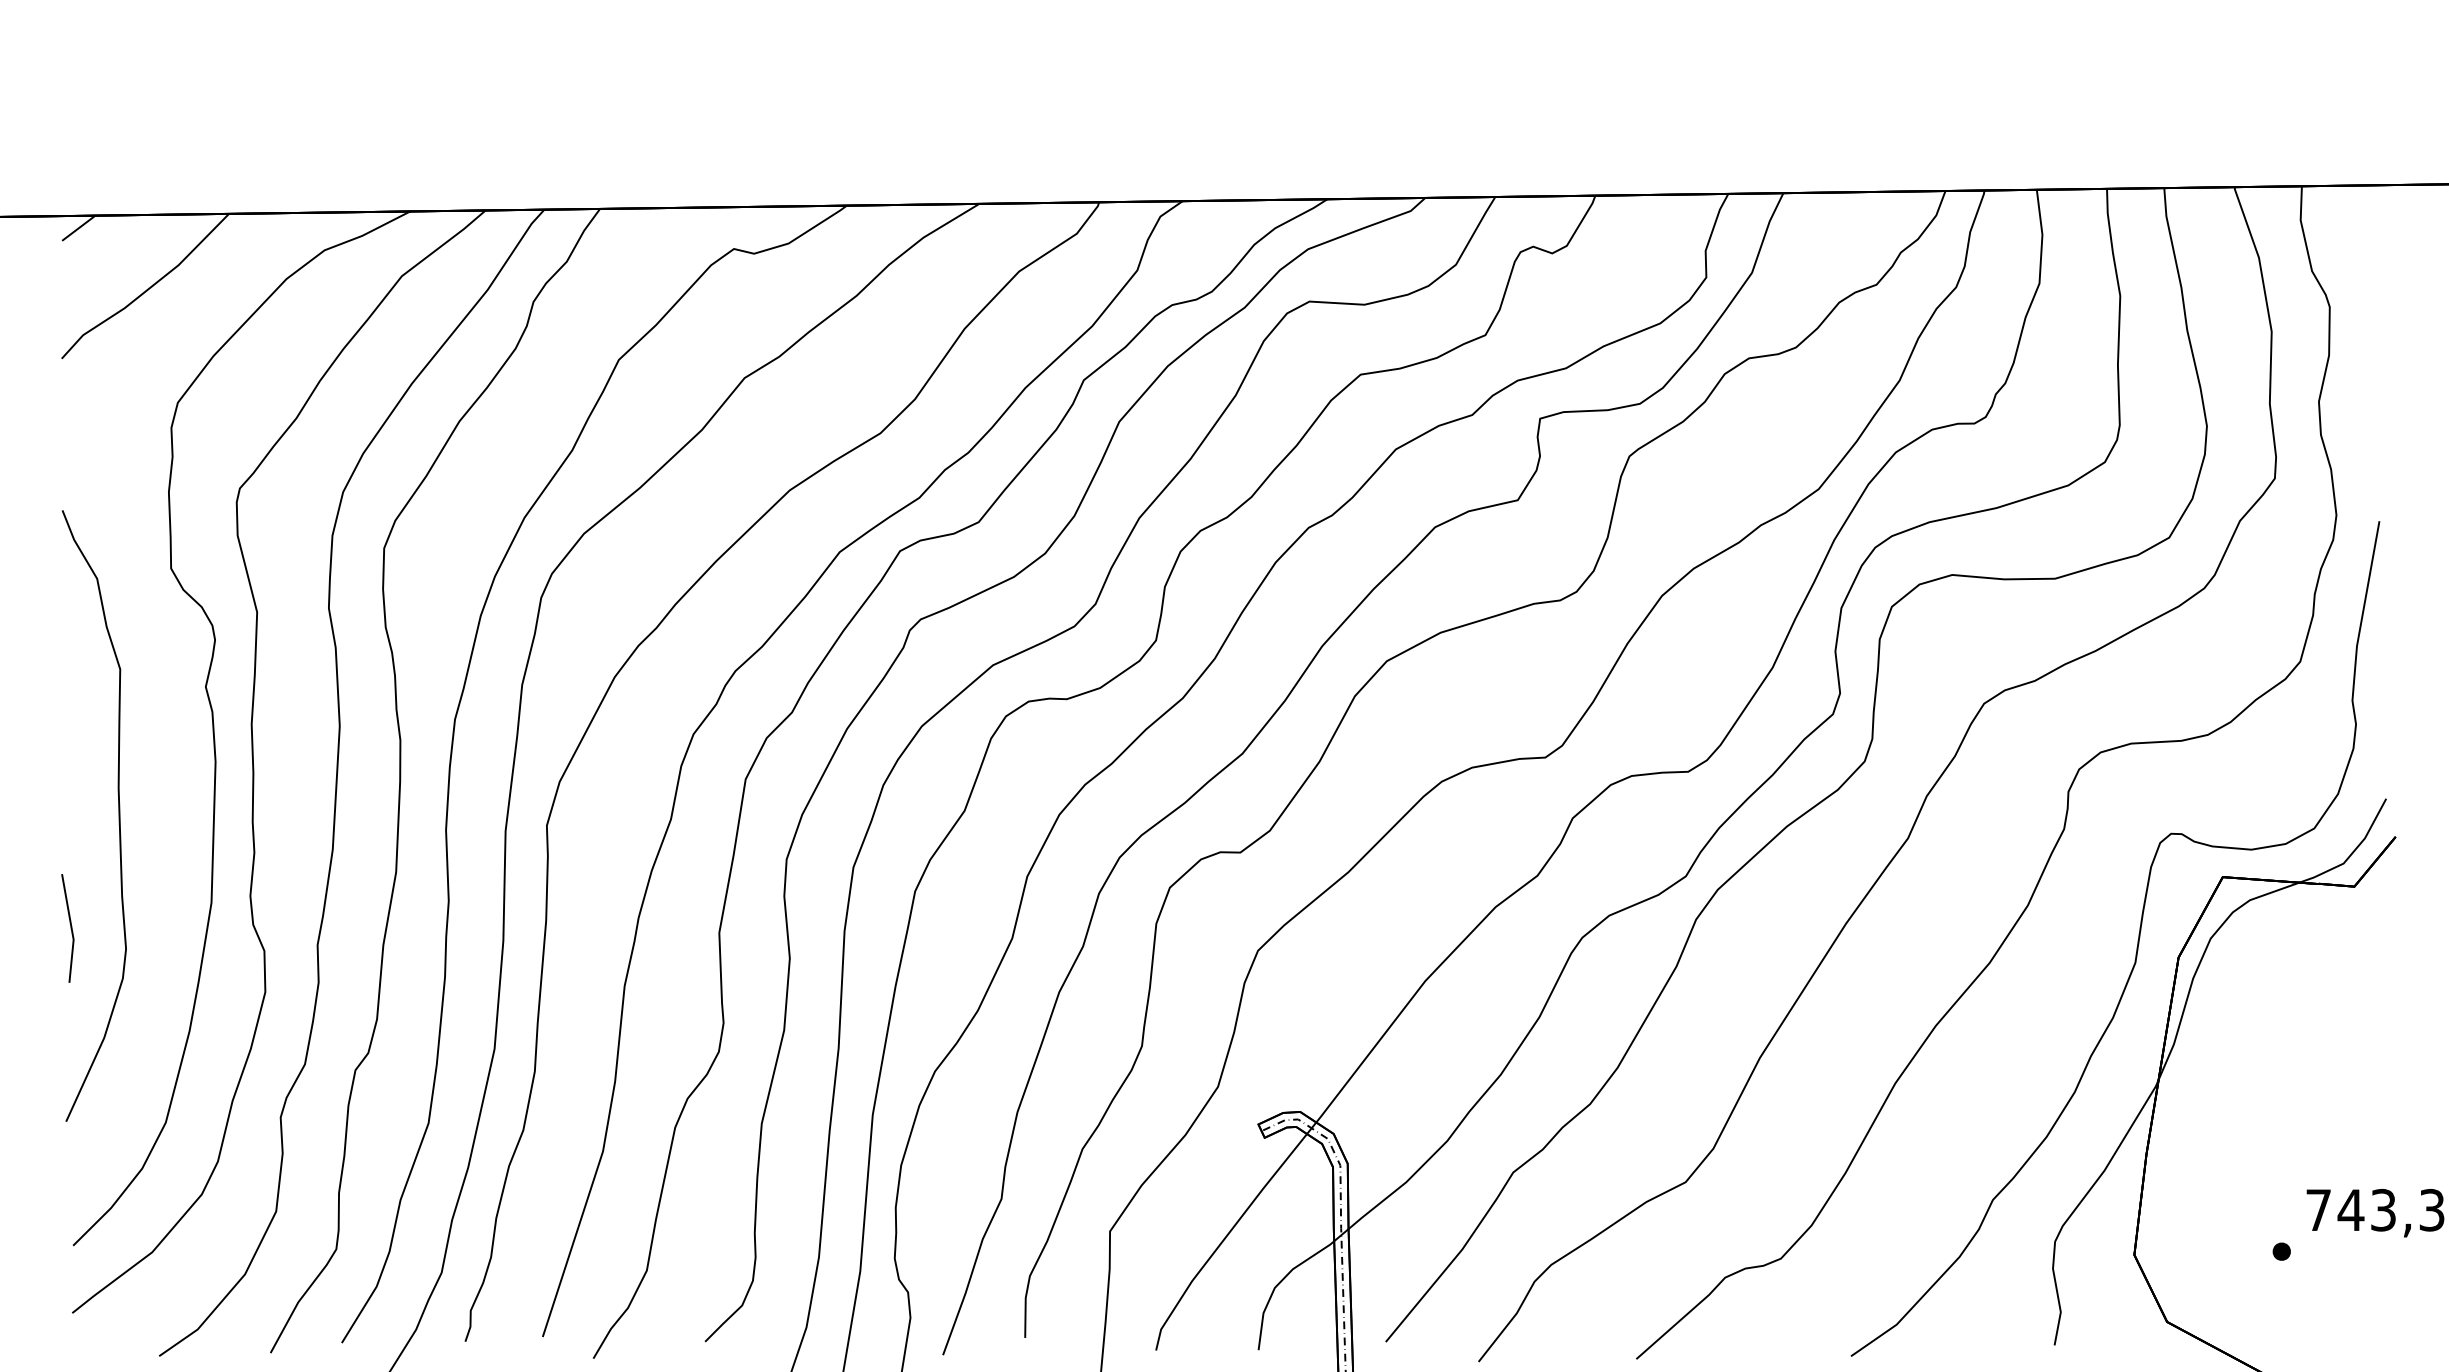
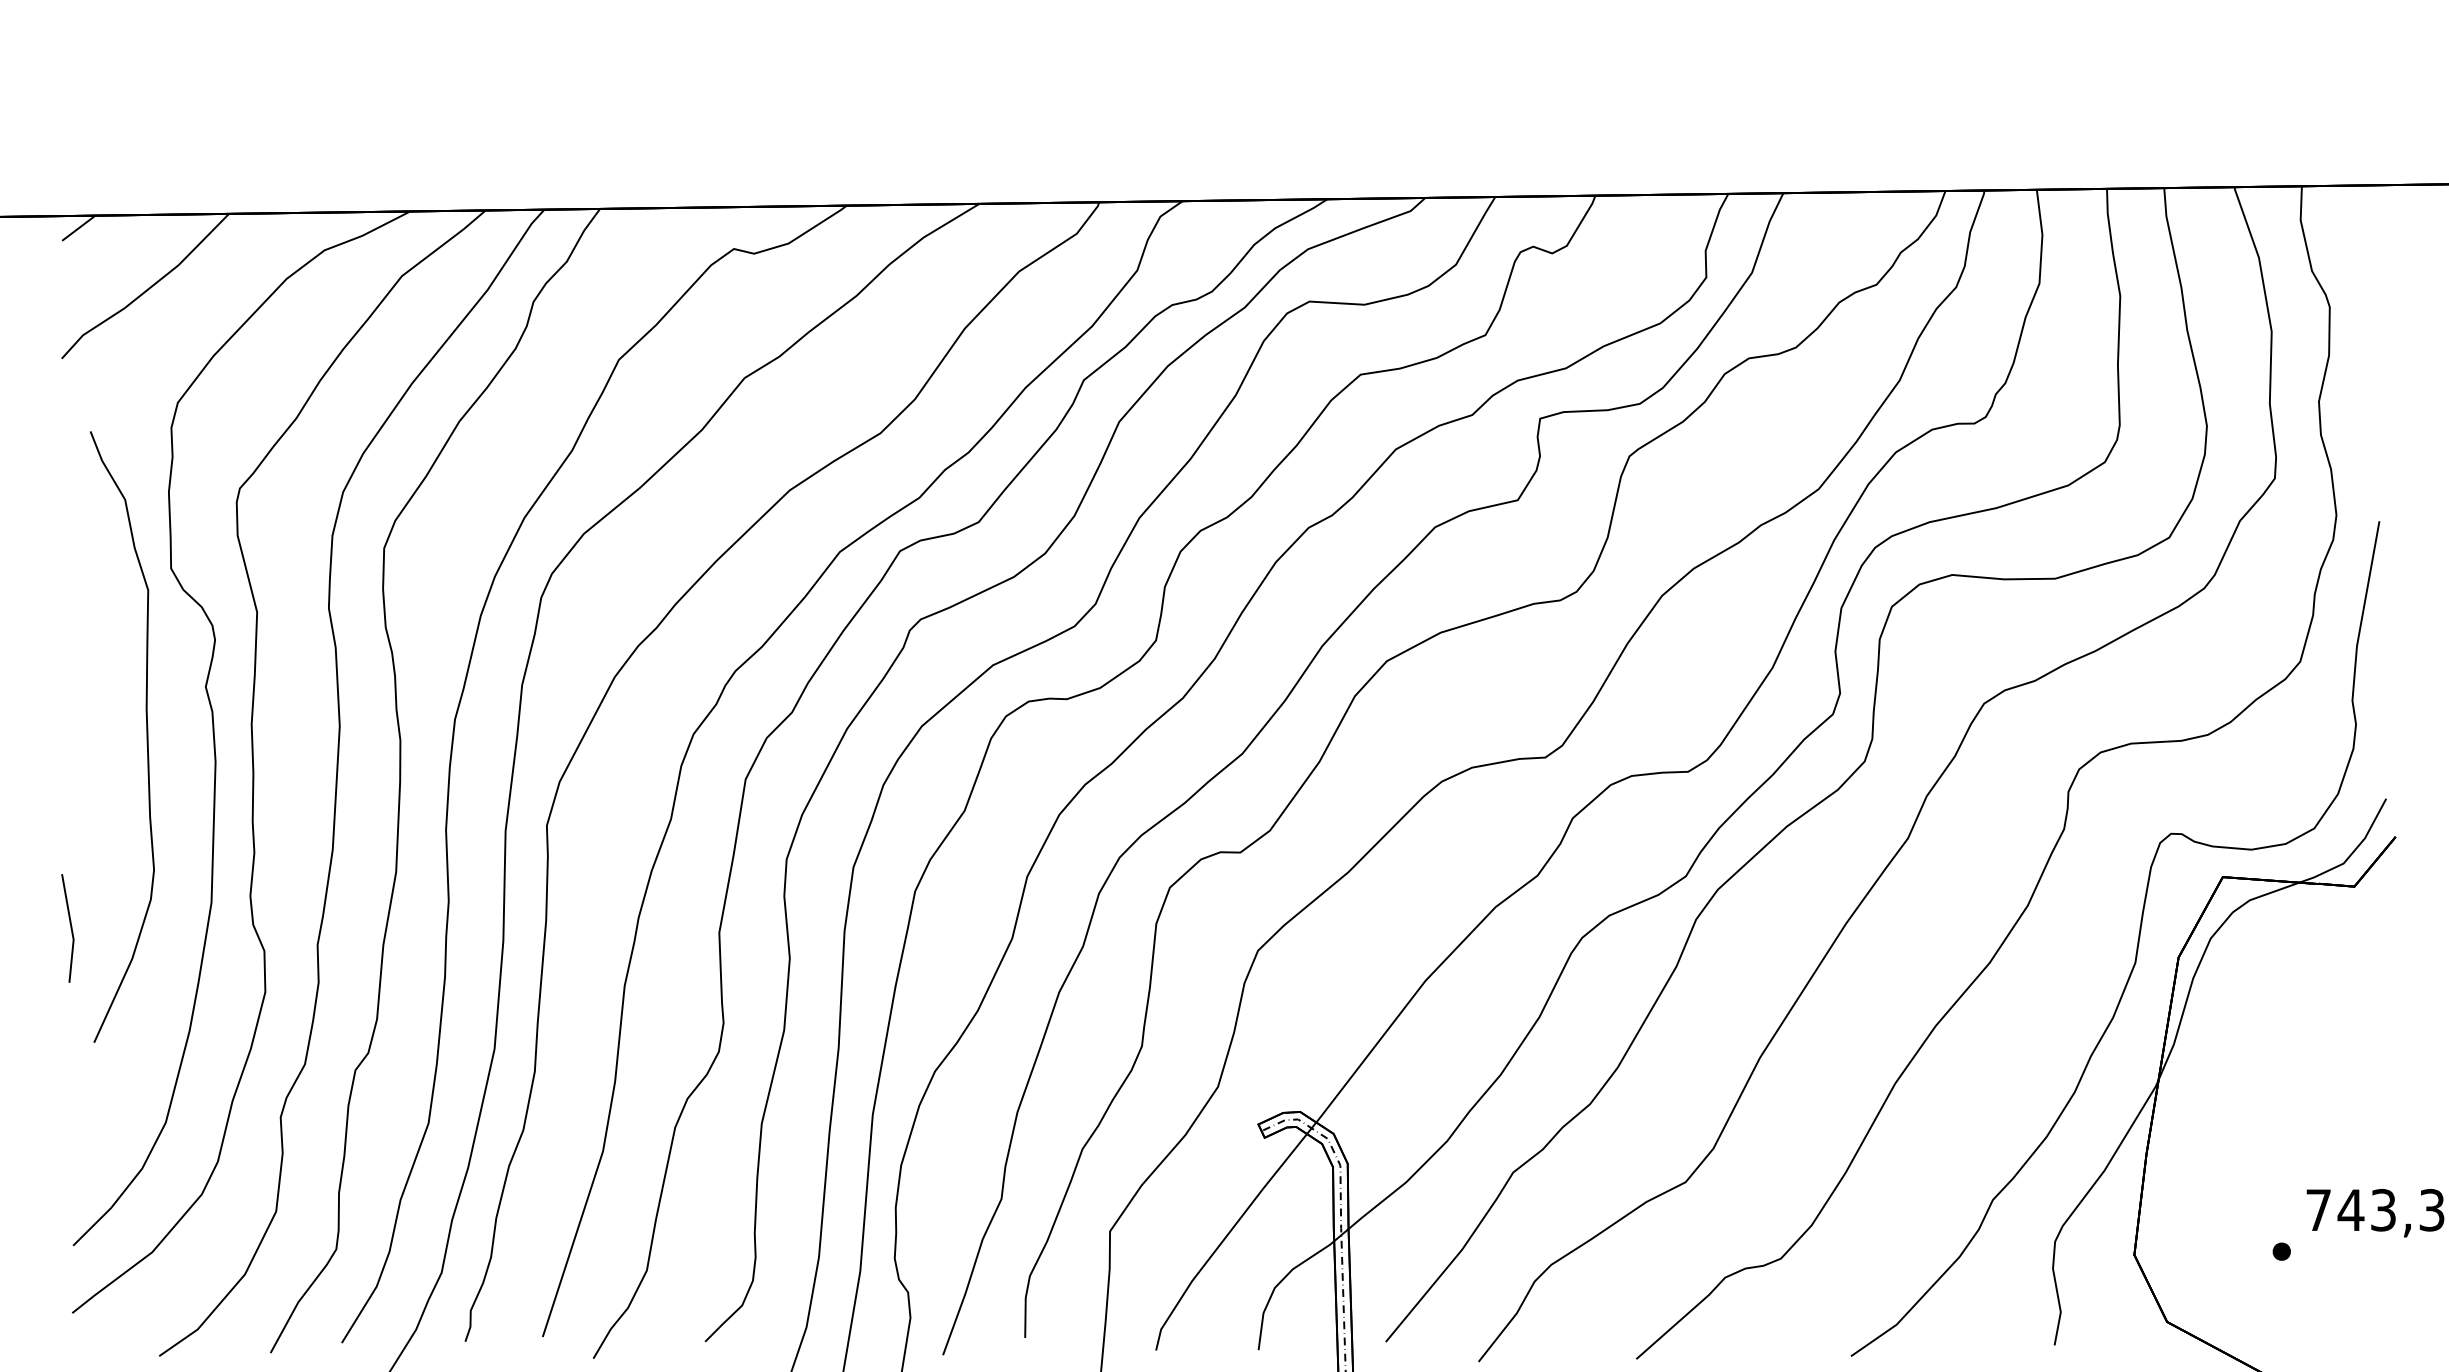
curve position: (118, 815) -> (146, 736) (146, 736)
